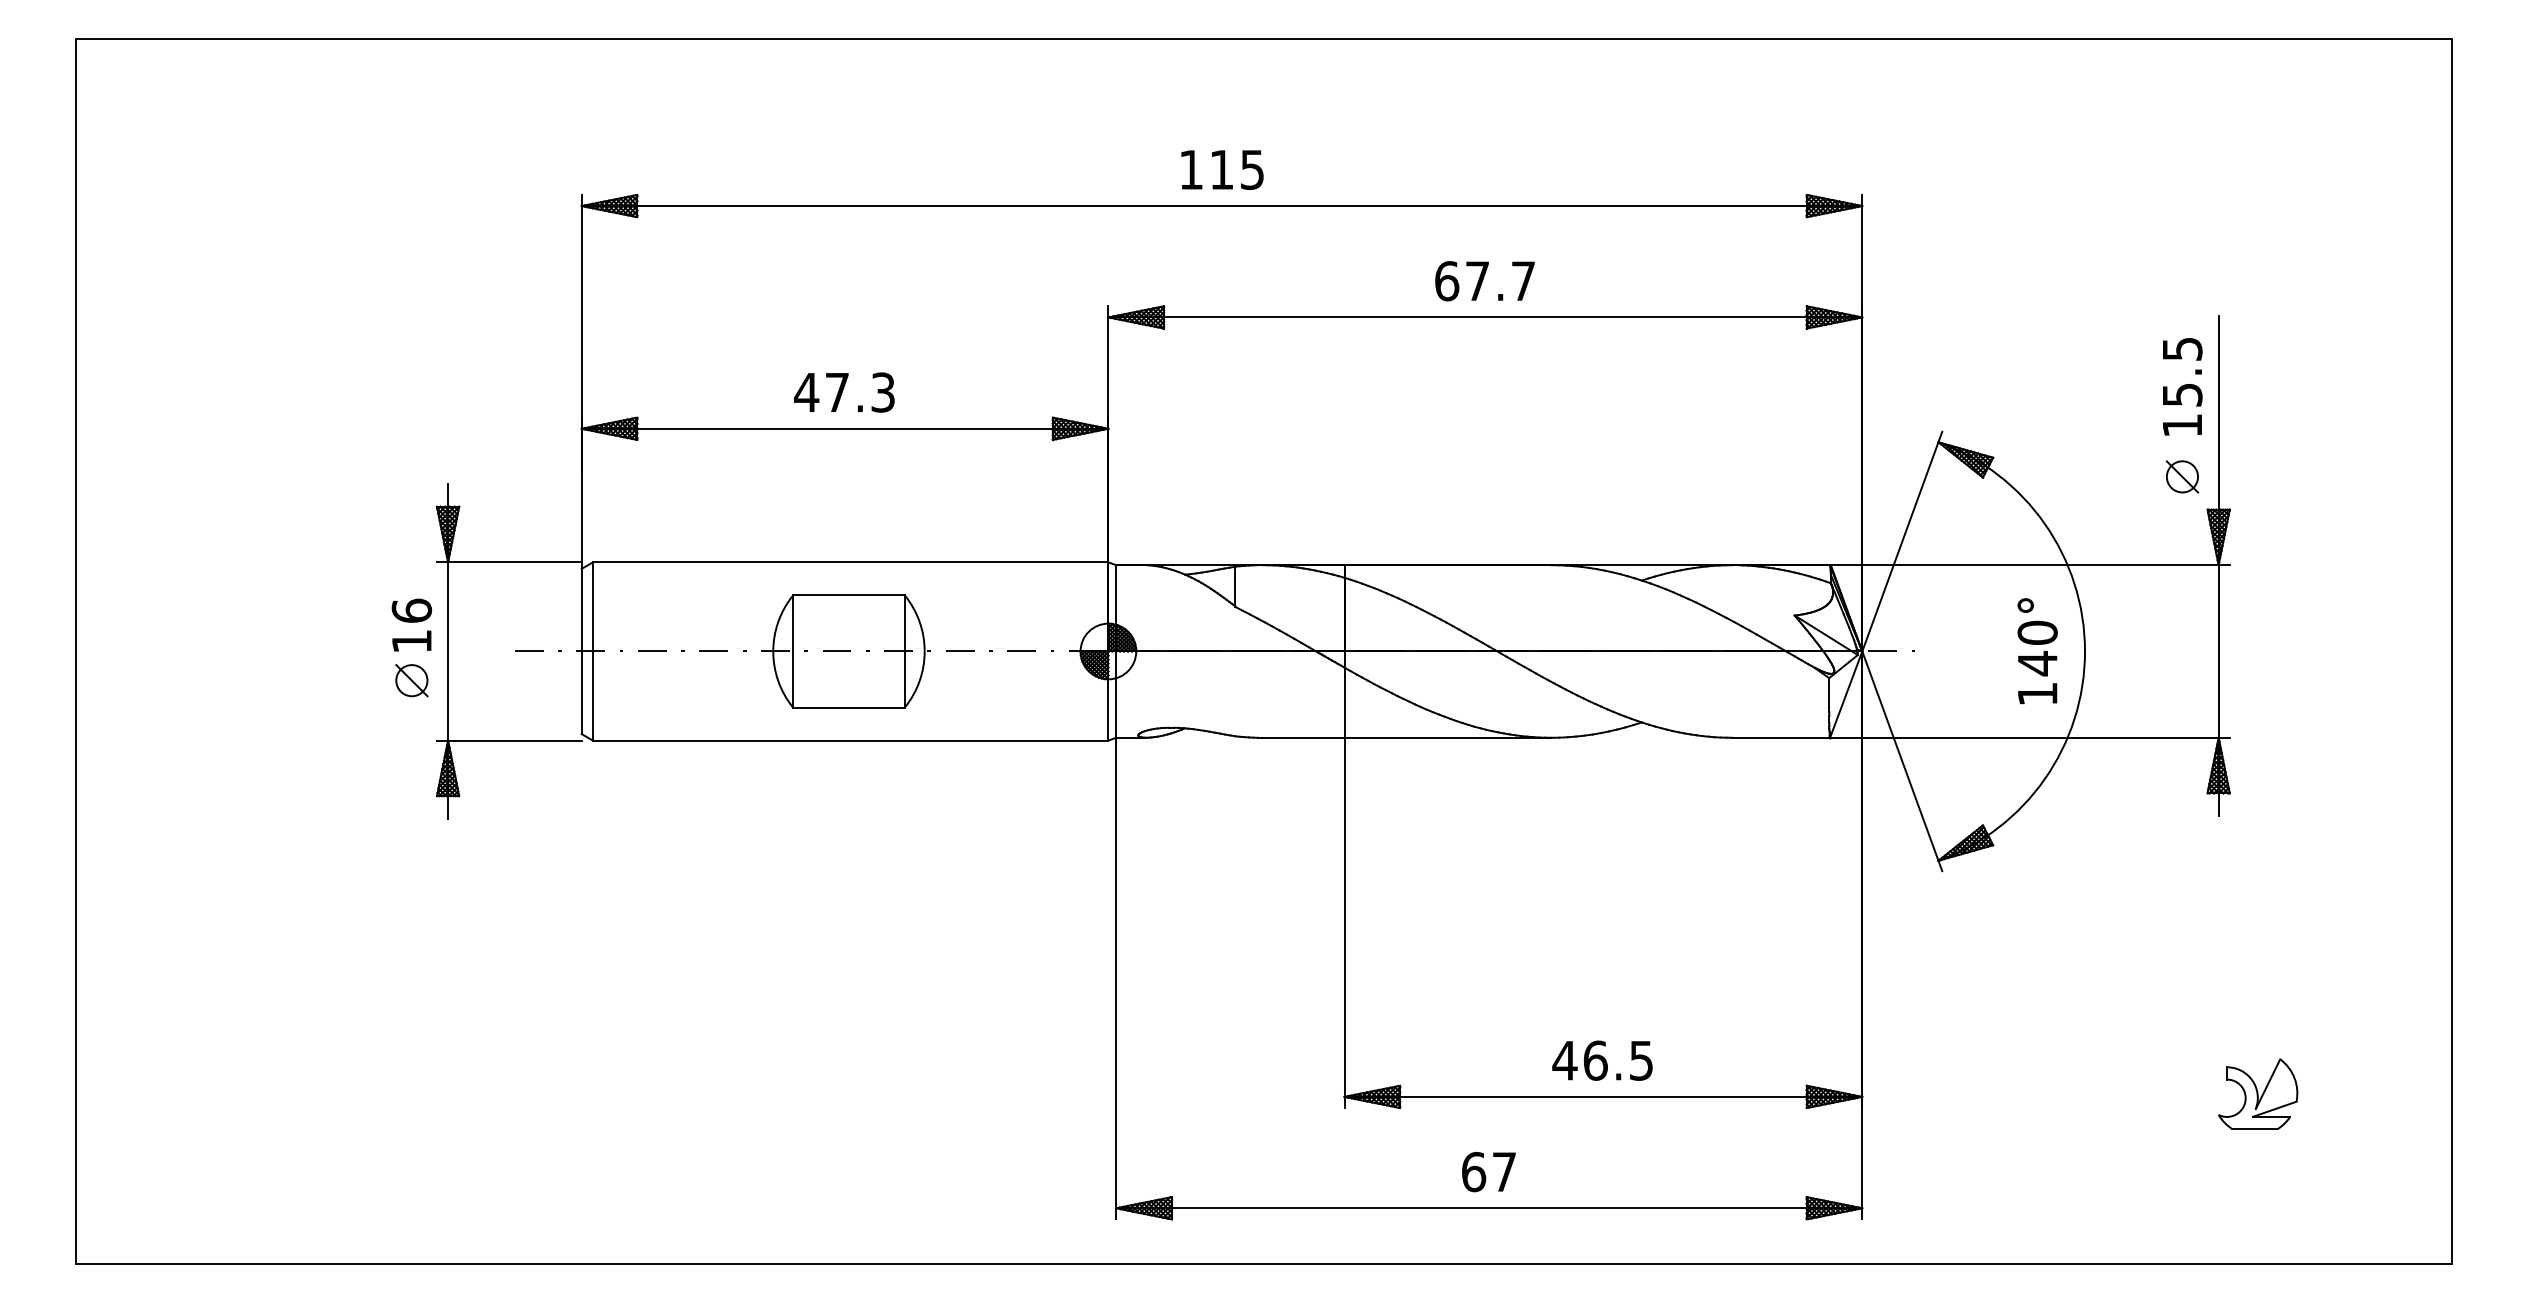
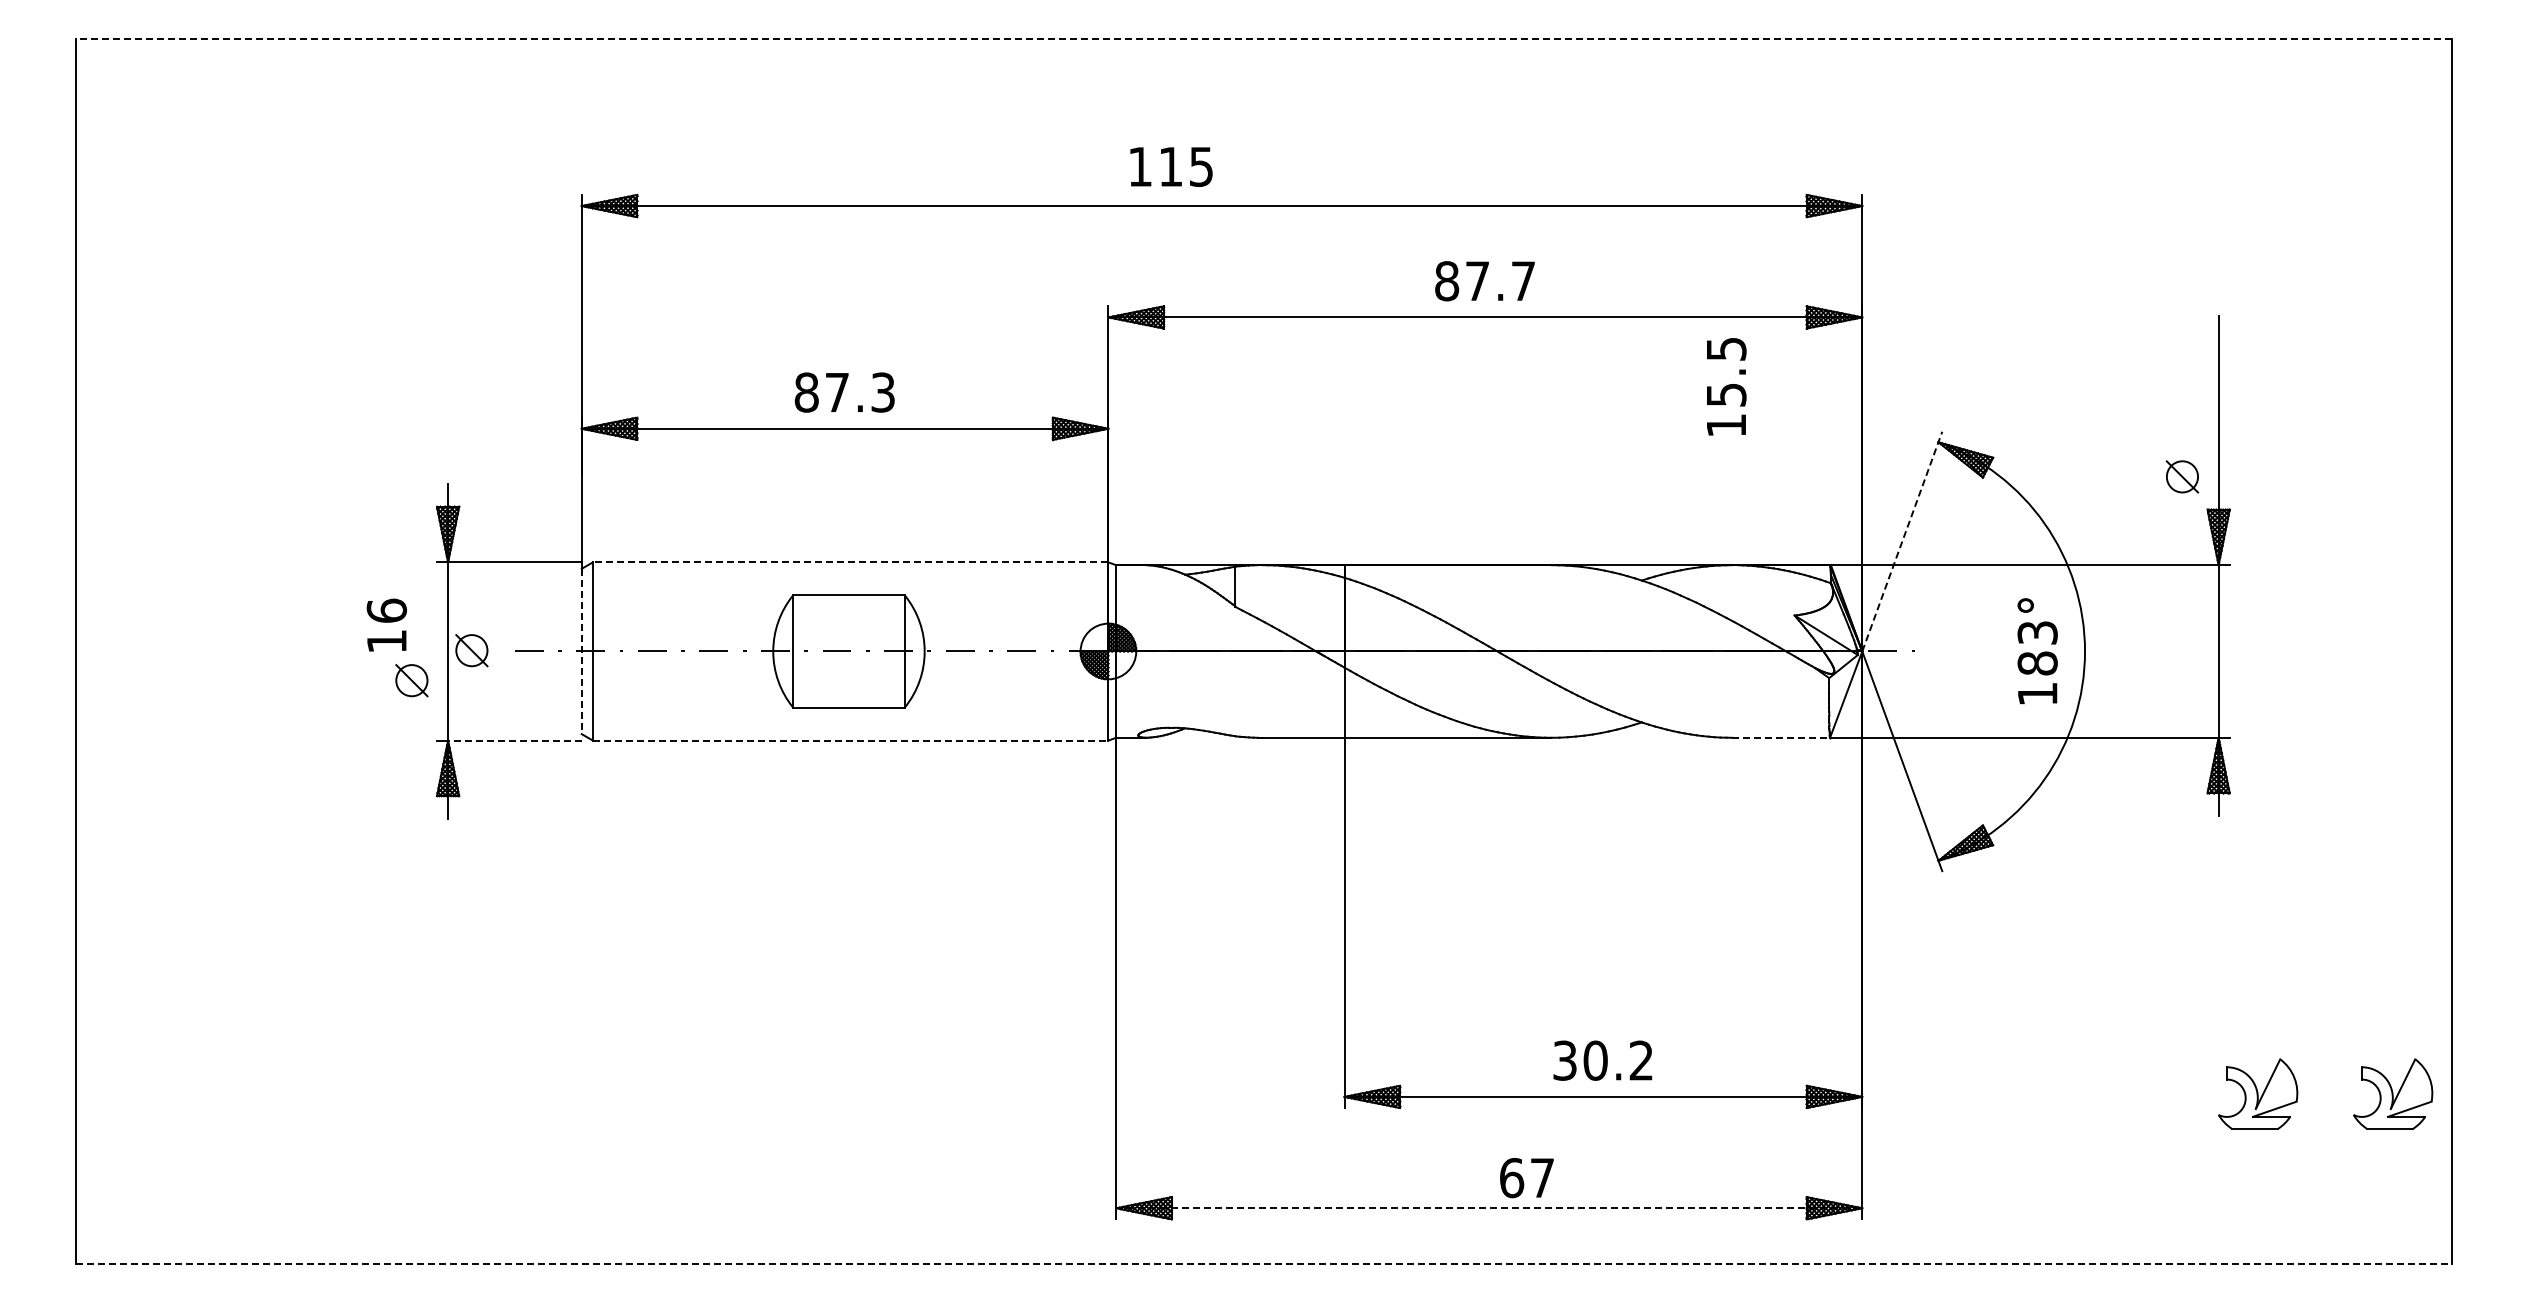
line: solid -> dashed (1263, 39)
text position: (1222, 169) -> (1171, 166) (1171, 166)
text: 67.7 -> 87.7 (1447, 281)
text position: (2182, 386) -> (1726, 386) (1726, 386)
text: 47.3 -> 87.3 (806, 392)
line: solid -> dashed (1902, 541)
line: solid -> dashed (850, 562)
text position: (411, 624) -> (386, 624) (386, 624)
text: 140° -> 183° (2037, 648)
part: none -> present (471, 650)
line: solid -> dashed (581, 651)
line: solid -> dashed (1781, 737)
line: solid -> dashed (514, 740)
line: solid -> dashed (850, 740)
text: 46.5 -> 30.2 (1602, 1060)
part: none -> present (2393, 1093)
text position: (1488, 1172) -> (1526, 1178) (1526, 1178)
line: solid -> dashed (1489, 1208)
line: solid -> dashed (1264, 1263)
